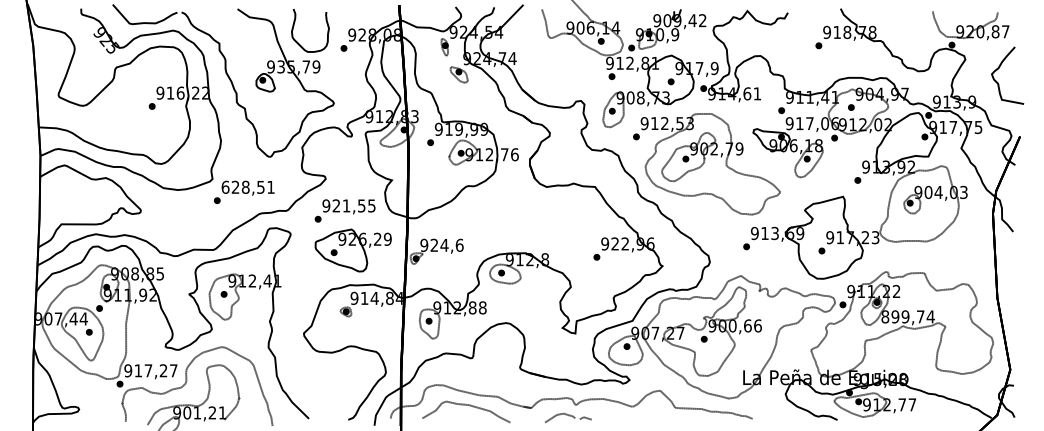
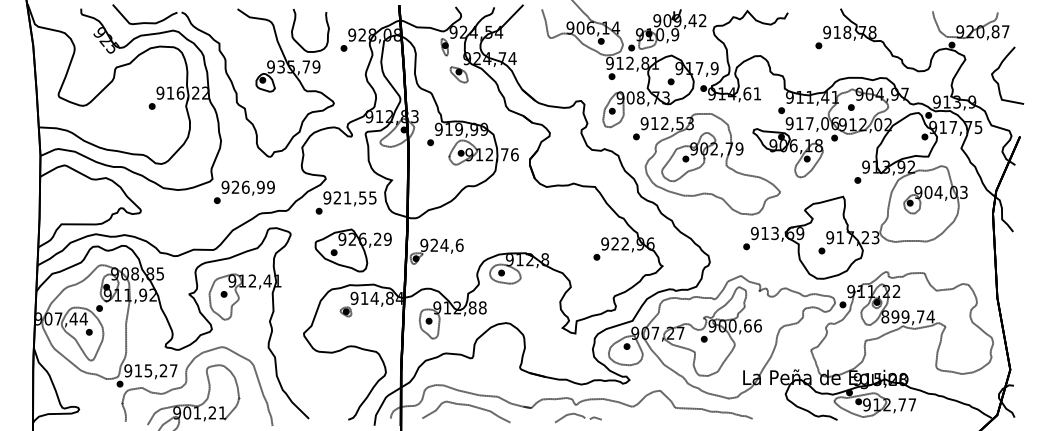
text: 628,51 -> 926,99 (247, 186)
text position: (344, 210) -> (345, 202) (345, 202)
text: 917,27 -> 915,27 (148, 370)
part position: (568, 417) -> (578, 417) (578, 417)
